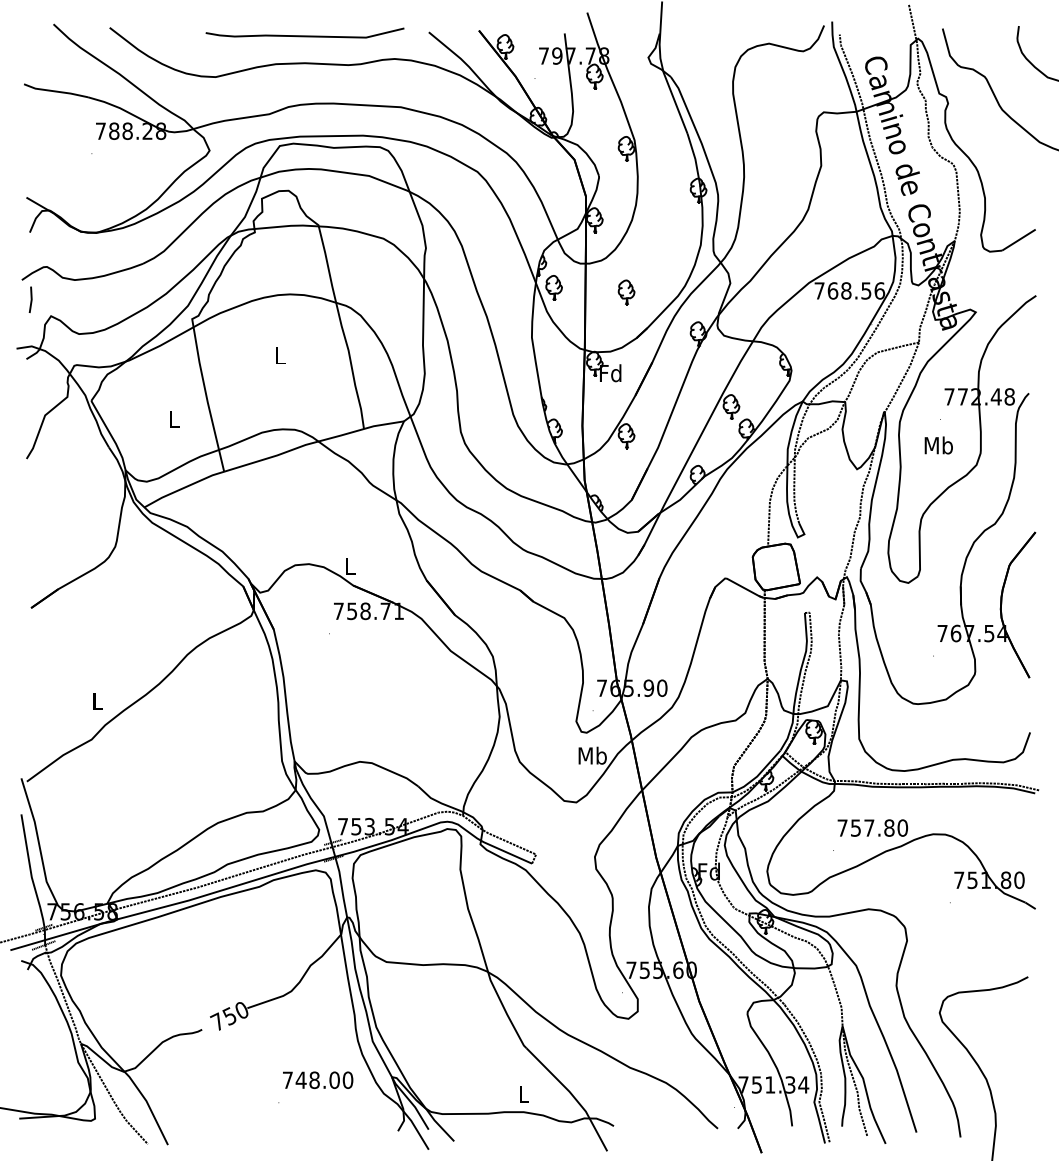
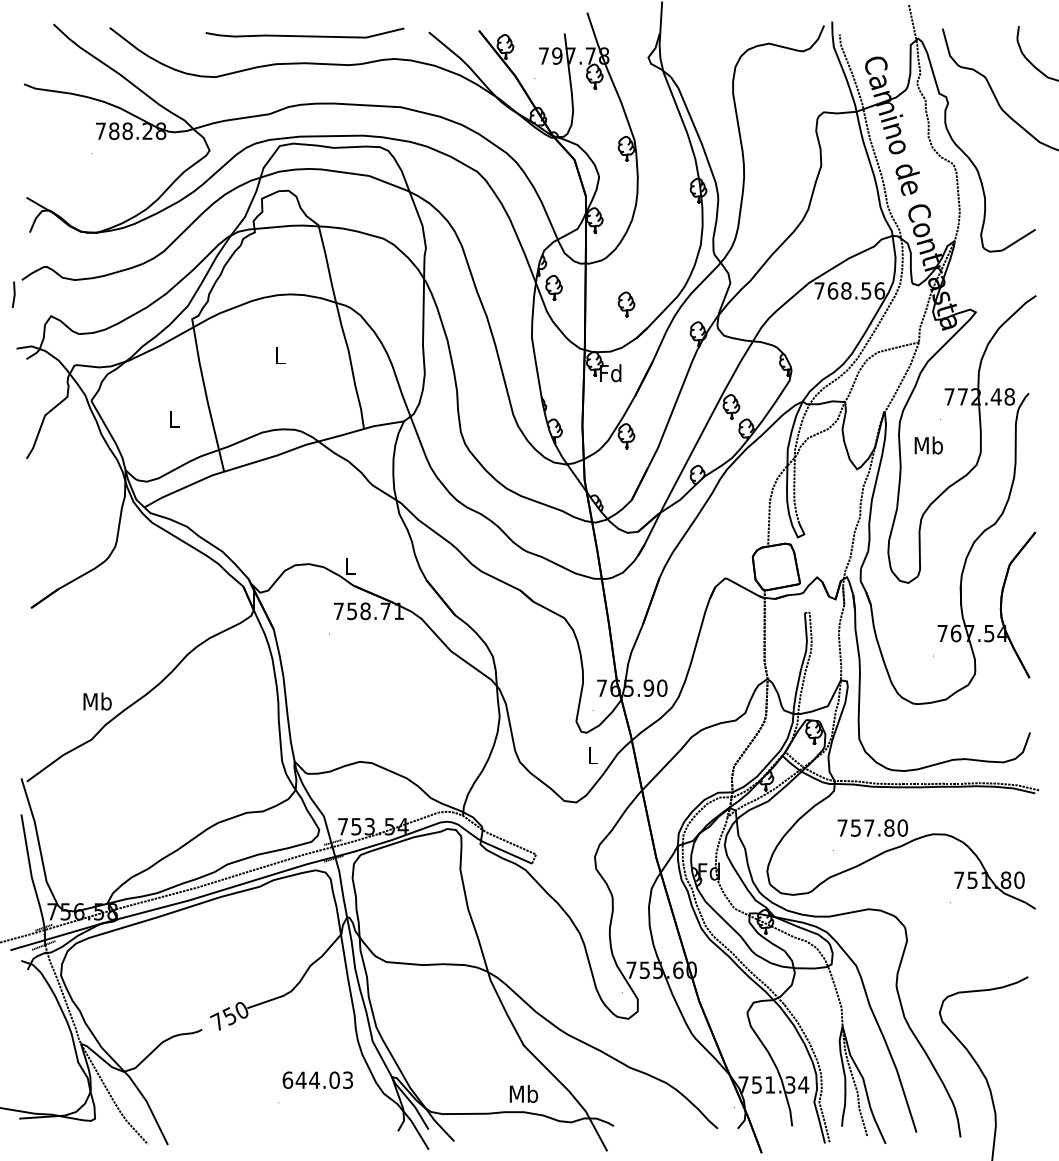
part position: (626, 292) -> (626, 304) (626, 304)
line position: (30, 299) -> (13, 294) (13, 294)
text position: (938, 445) -> (928, 445) (928, 445)
text: L -> Mb (97, 701)
text: Mb -> L (592, 755)
text: 748.00 -> 644.03 (317, 1080)
text: L -> Mb (523, 1093)
